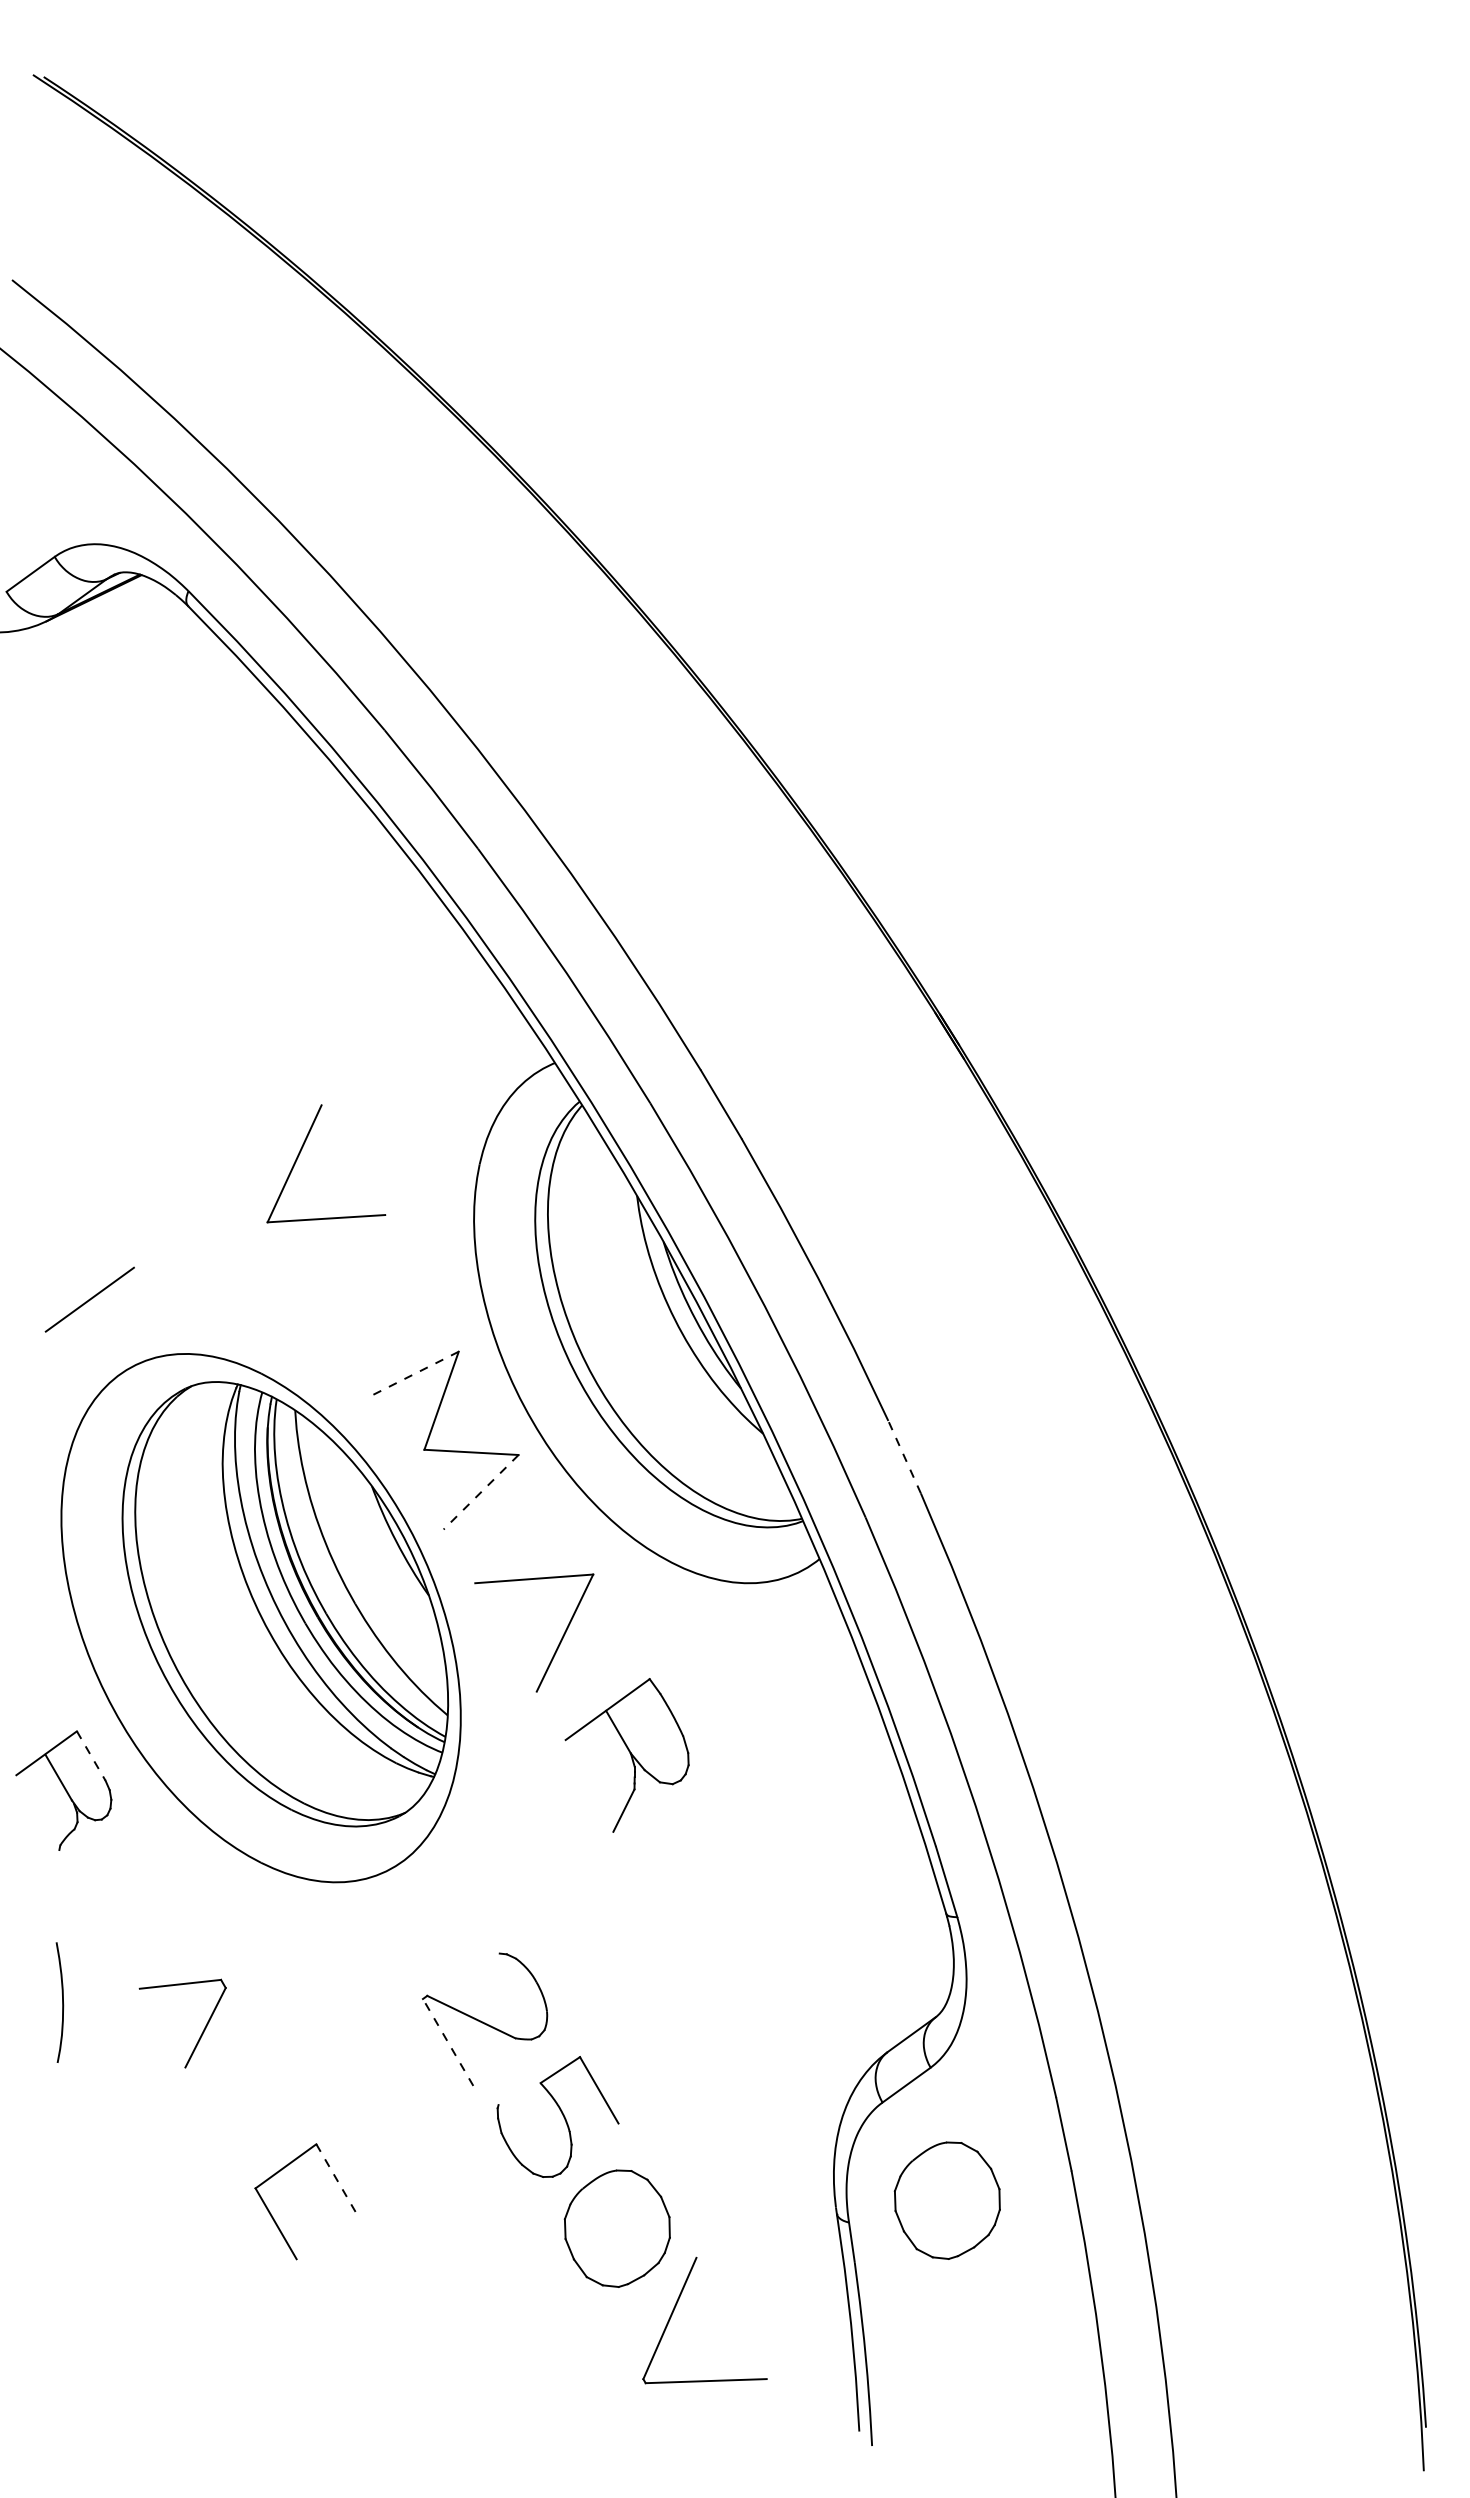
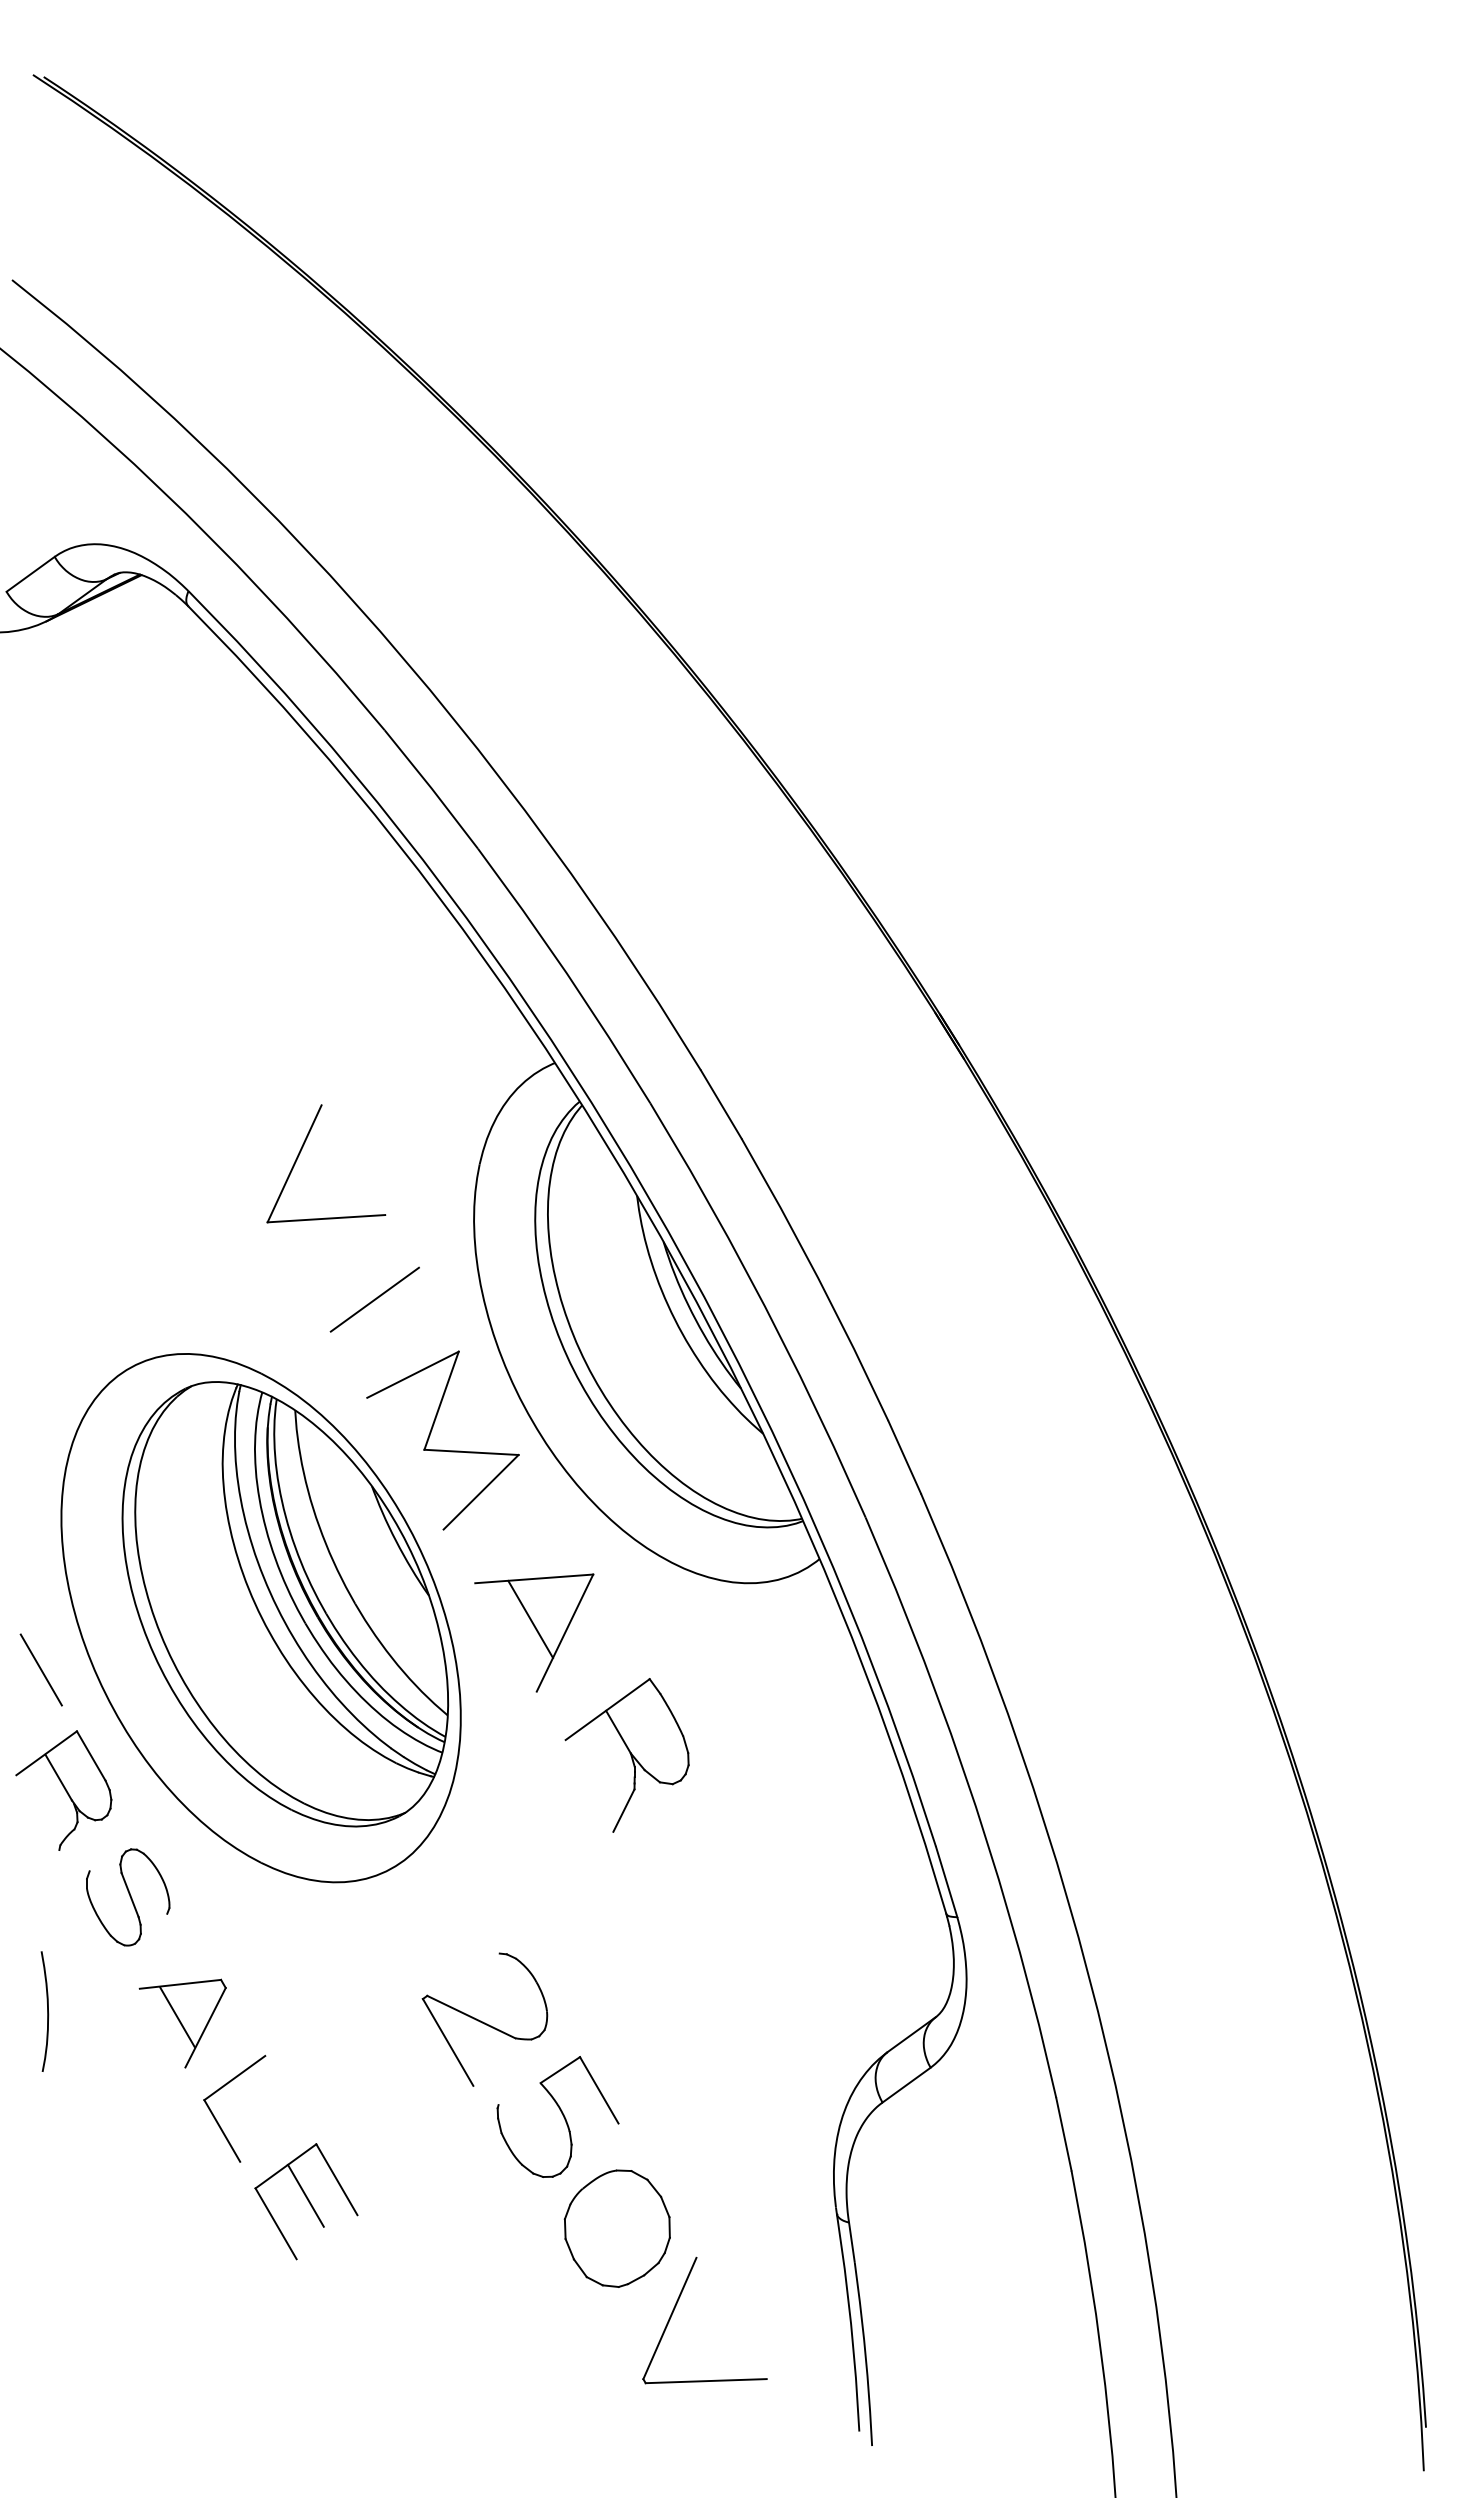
line position: (89, 1299) -> (374, 1299) (374, 1299)
line: dashed -> solid (412, 1374)
line: dashed -> solid (904, 1457)
line: dashed -> solid (481, 1492)
line: none -> present (530, 1618)
line: none -> present (40, 1669)
line: dashed -> solid (91, 1756)
part: none -> present (128, 1897)
curve position: (62, 2002) -> (47, 2011) (47, 2011)
line: none -> present (177, 2016)
line: dashed -> solid (447, 2042)
part: none -> present (216, 2118)
line: dashed -> solid (336, 2179)
line: none -> present (305, 2195)
part: present -> none (946, 2200)
